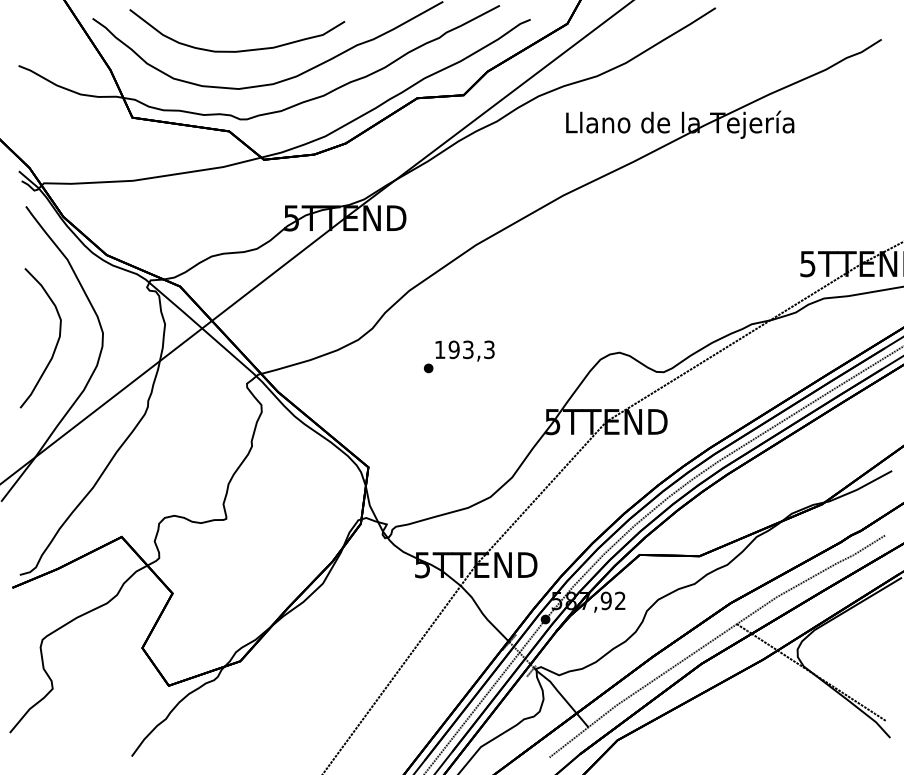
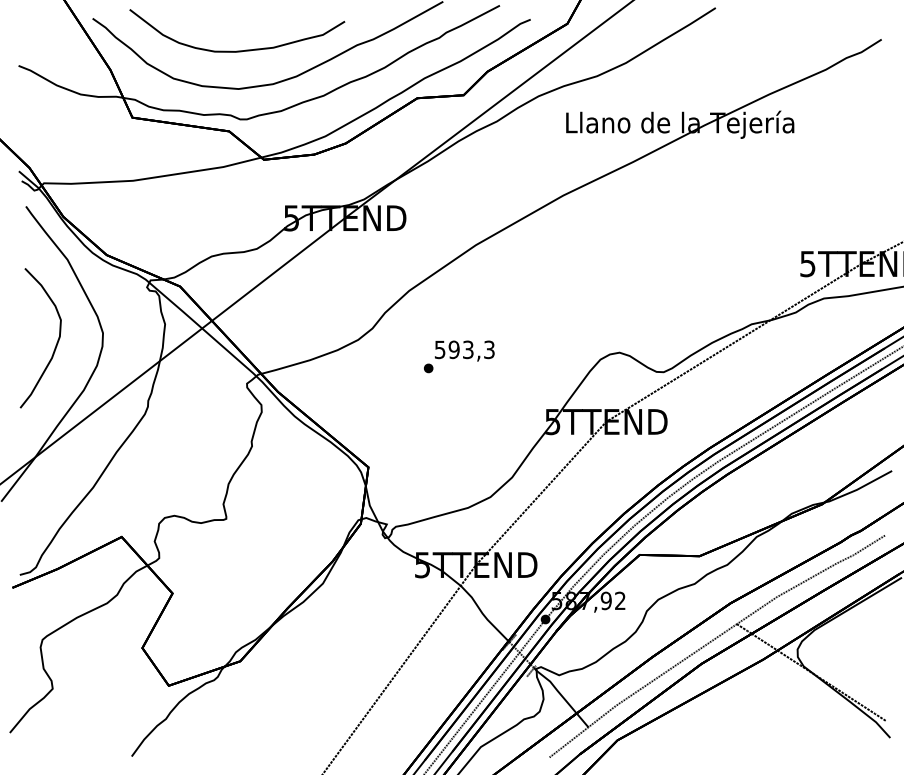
text: 193,3 -> 593,3 (439, 349)
